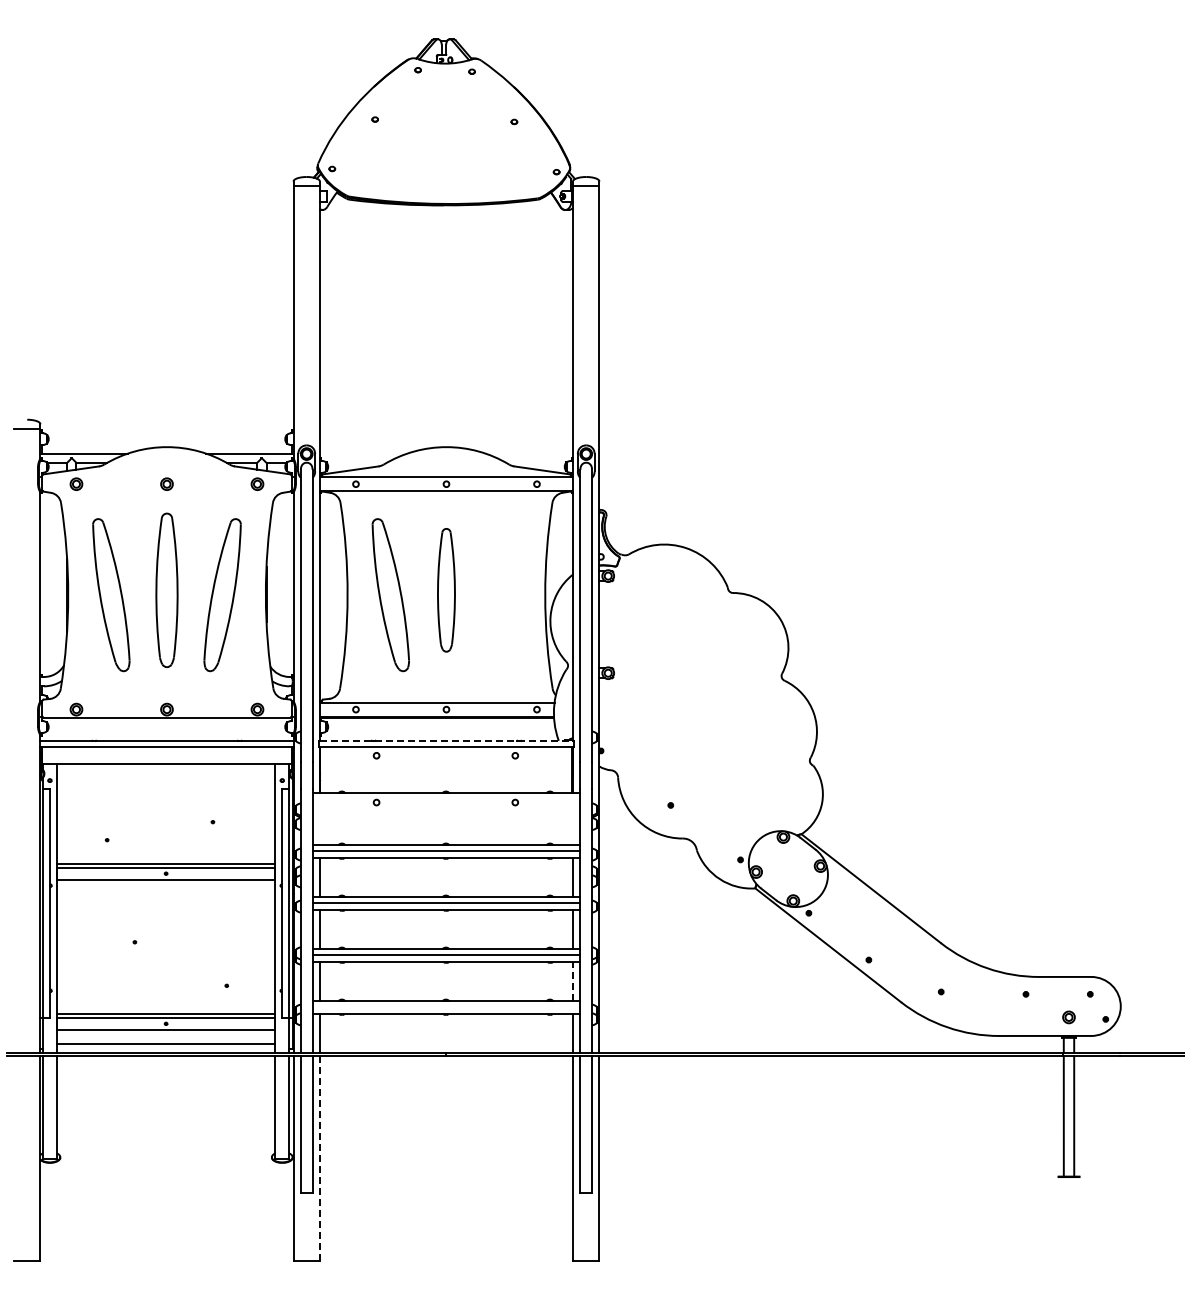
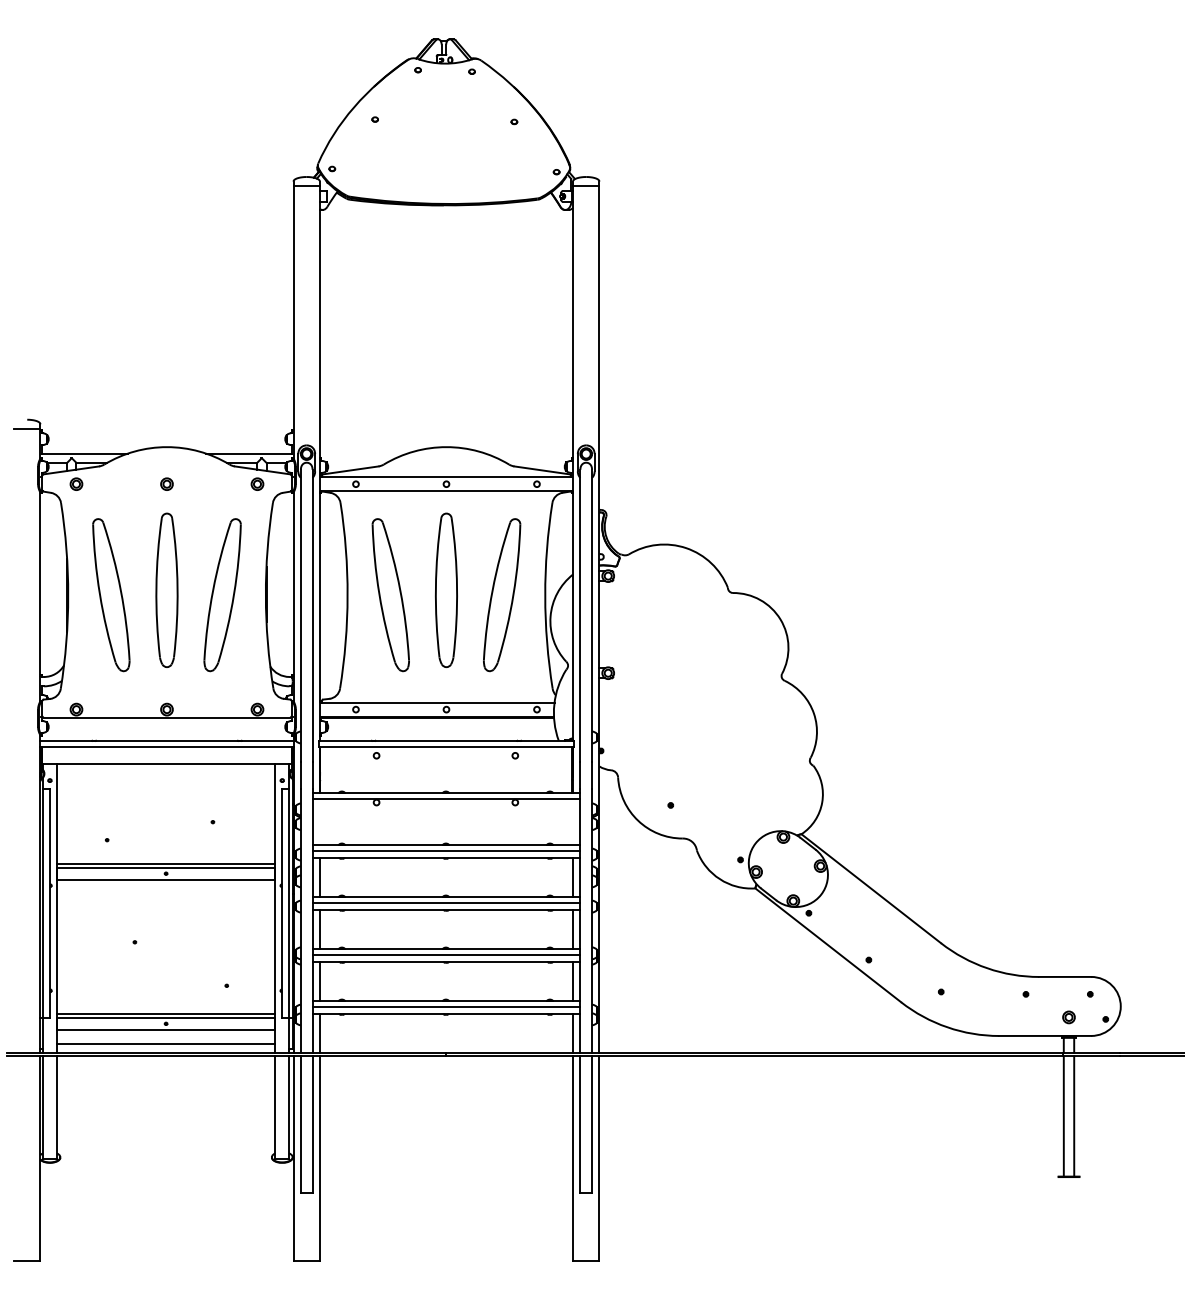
part size: 19x125 px -> 23x156 px (446, 589)
part: none -> present (502, 595)
line: dashed -> solid (446, 740)
line: none -> present (446, 799)
line: dashed -> solid (573, 981)
line: none -> present (446, 1007)
line: dashed -> solid (319, 1158)
